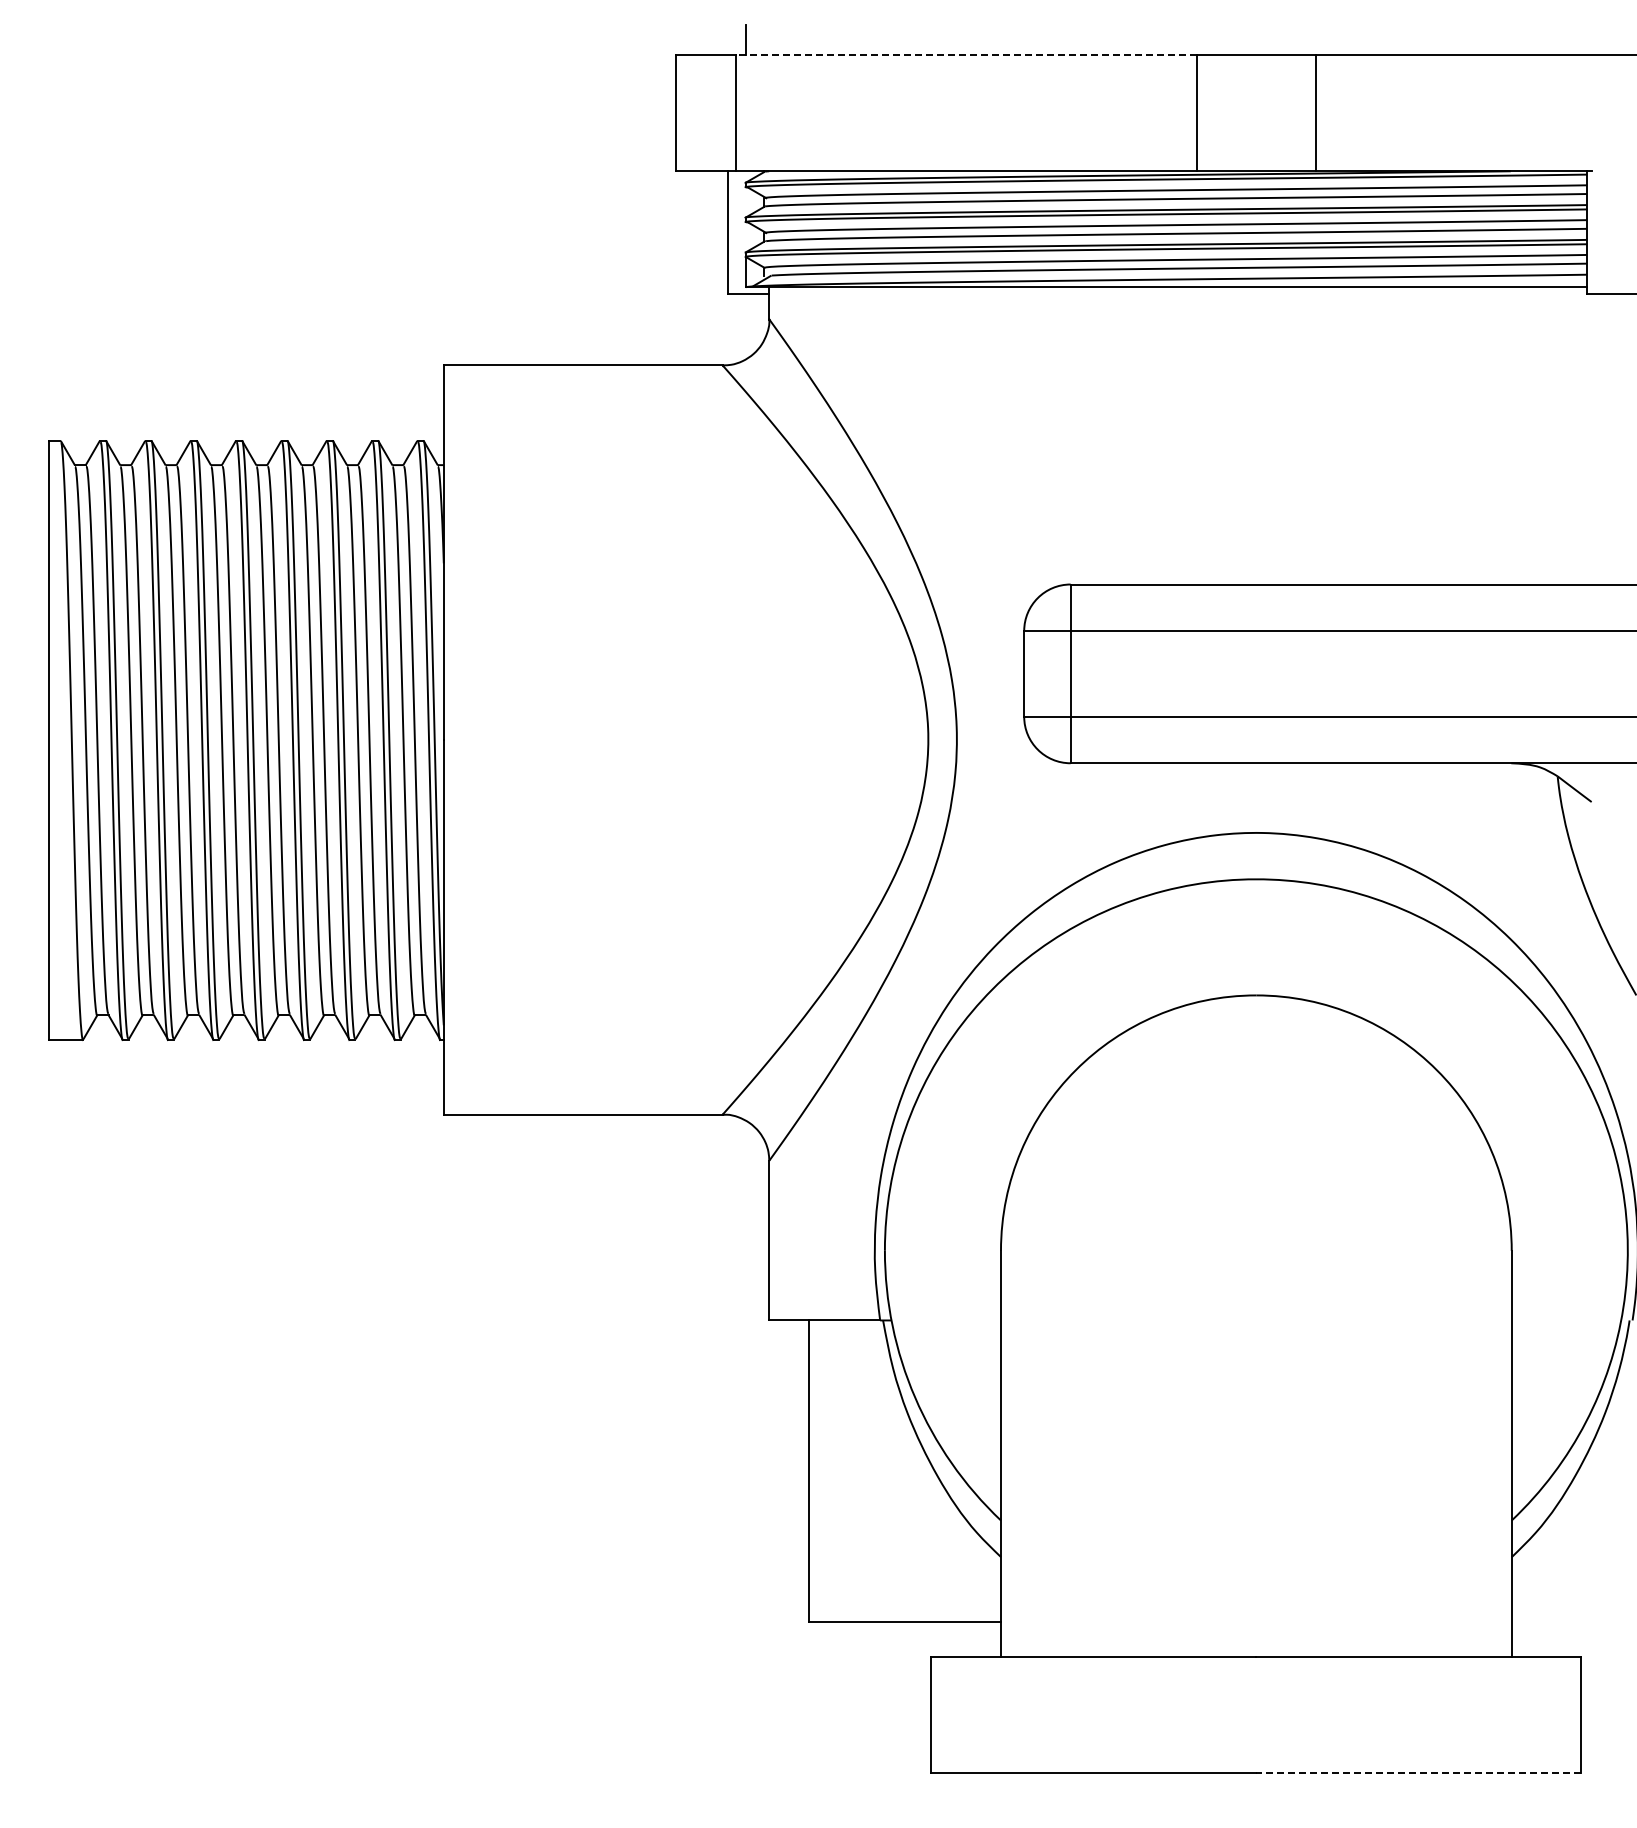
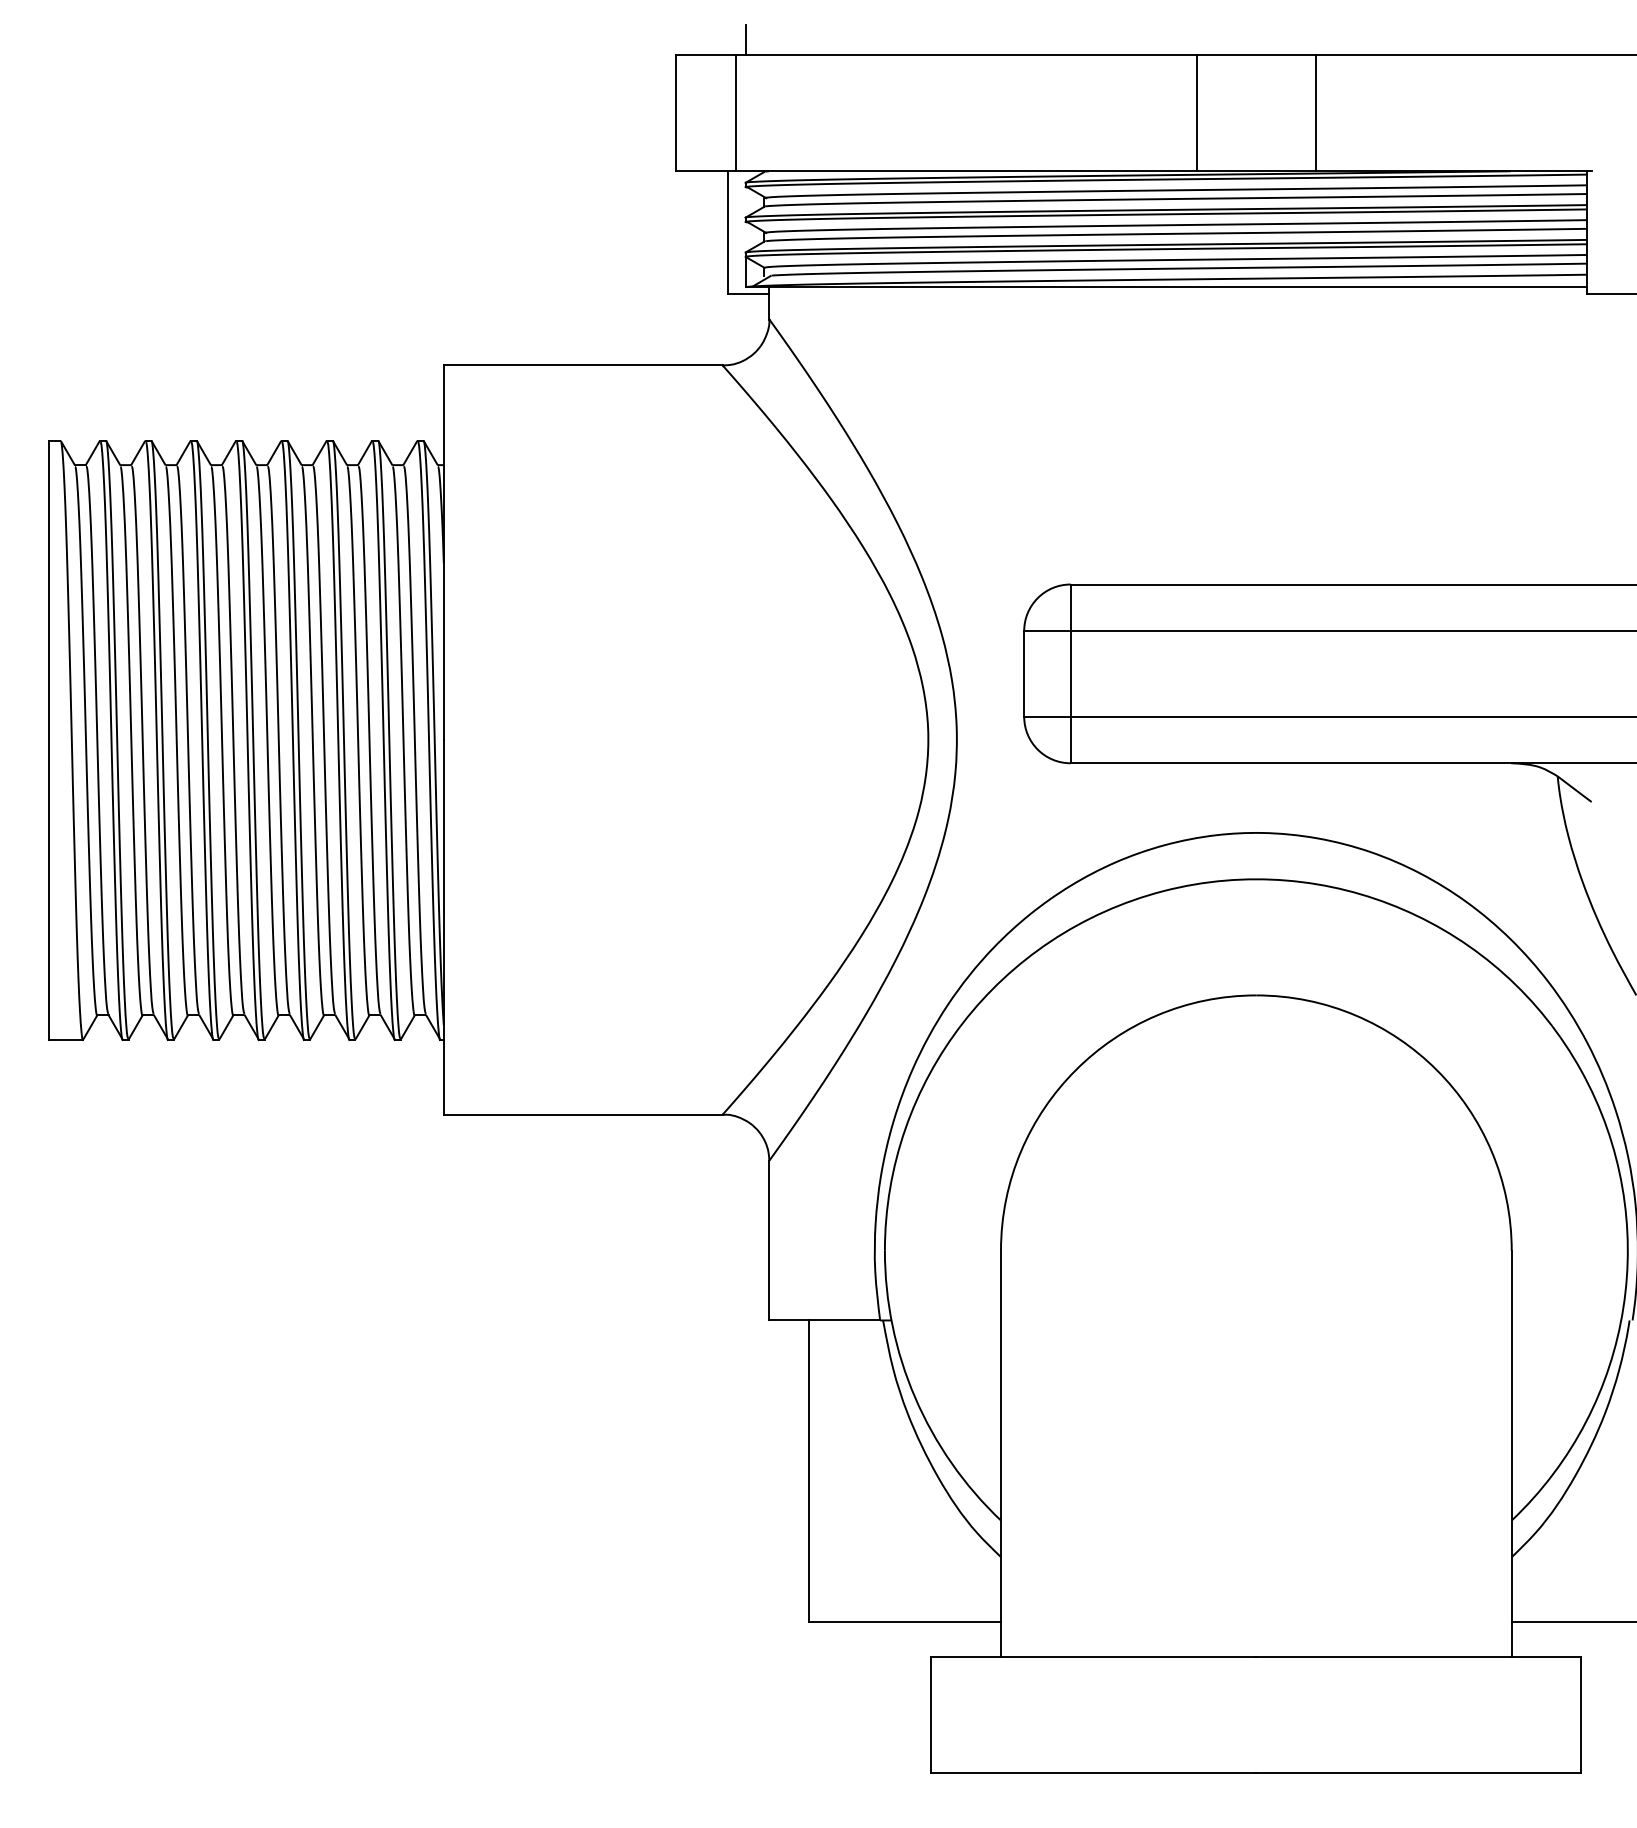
line: dashed -> solid (965, 55)
line: none -> present (1572, 1622)
line: dashed -> solid (1418, 1773)
